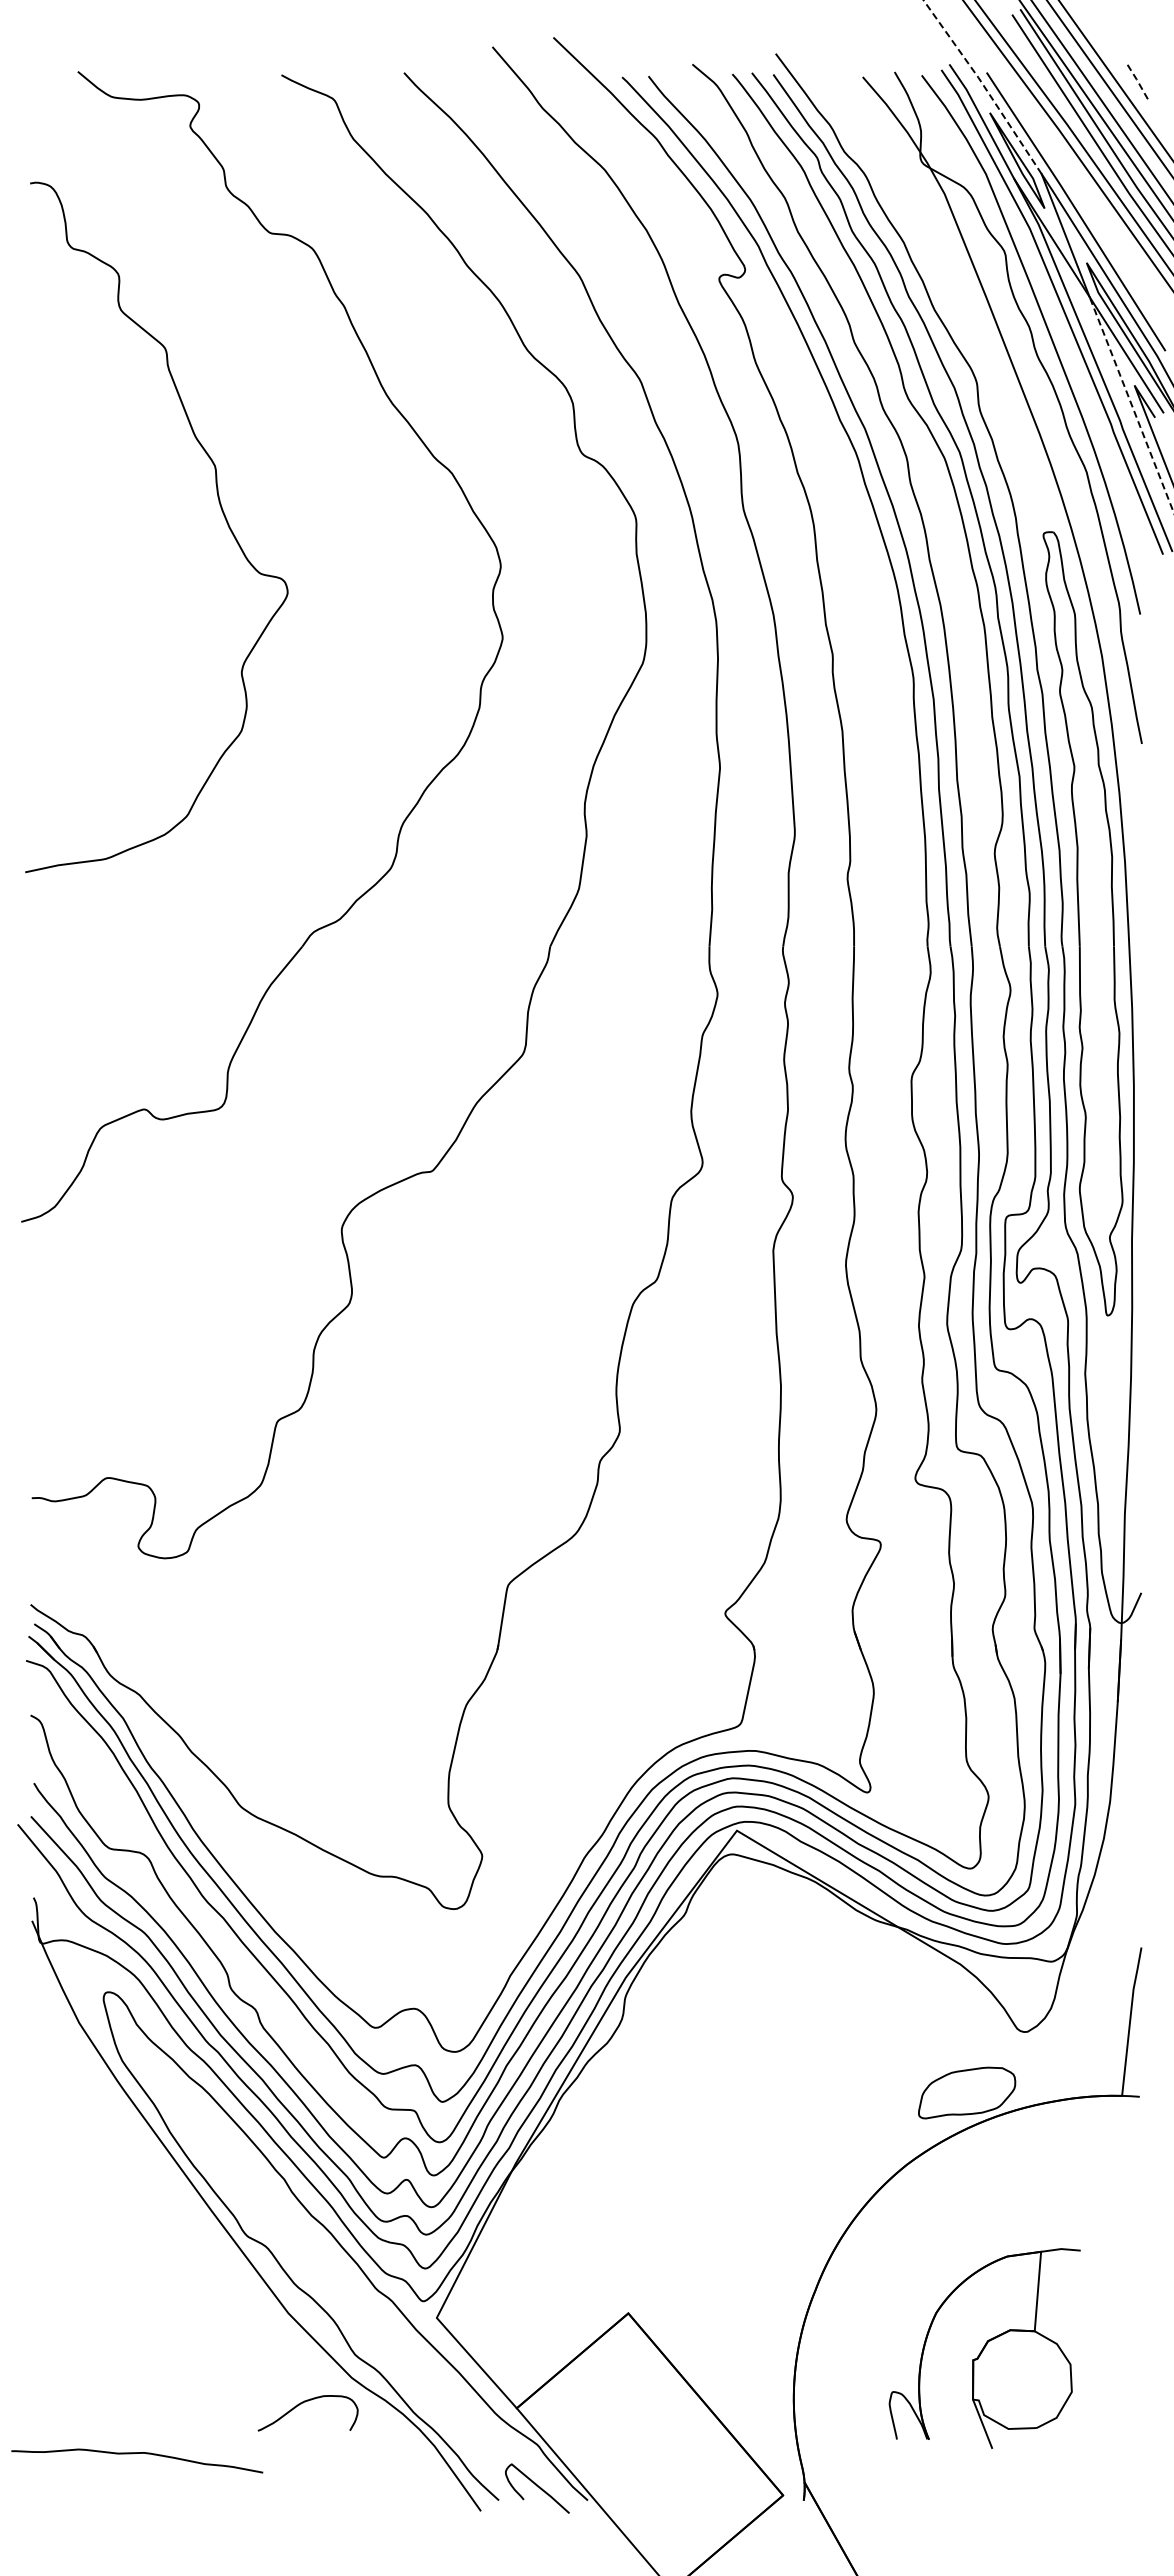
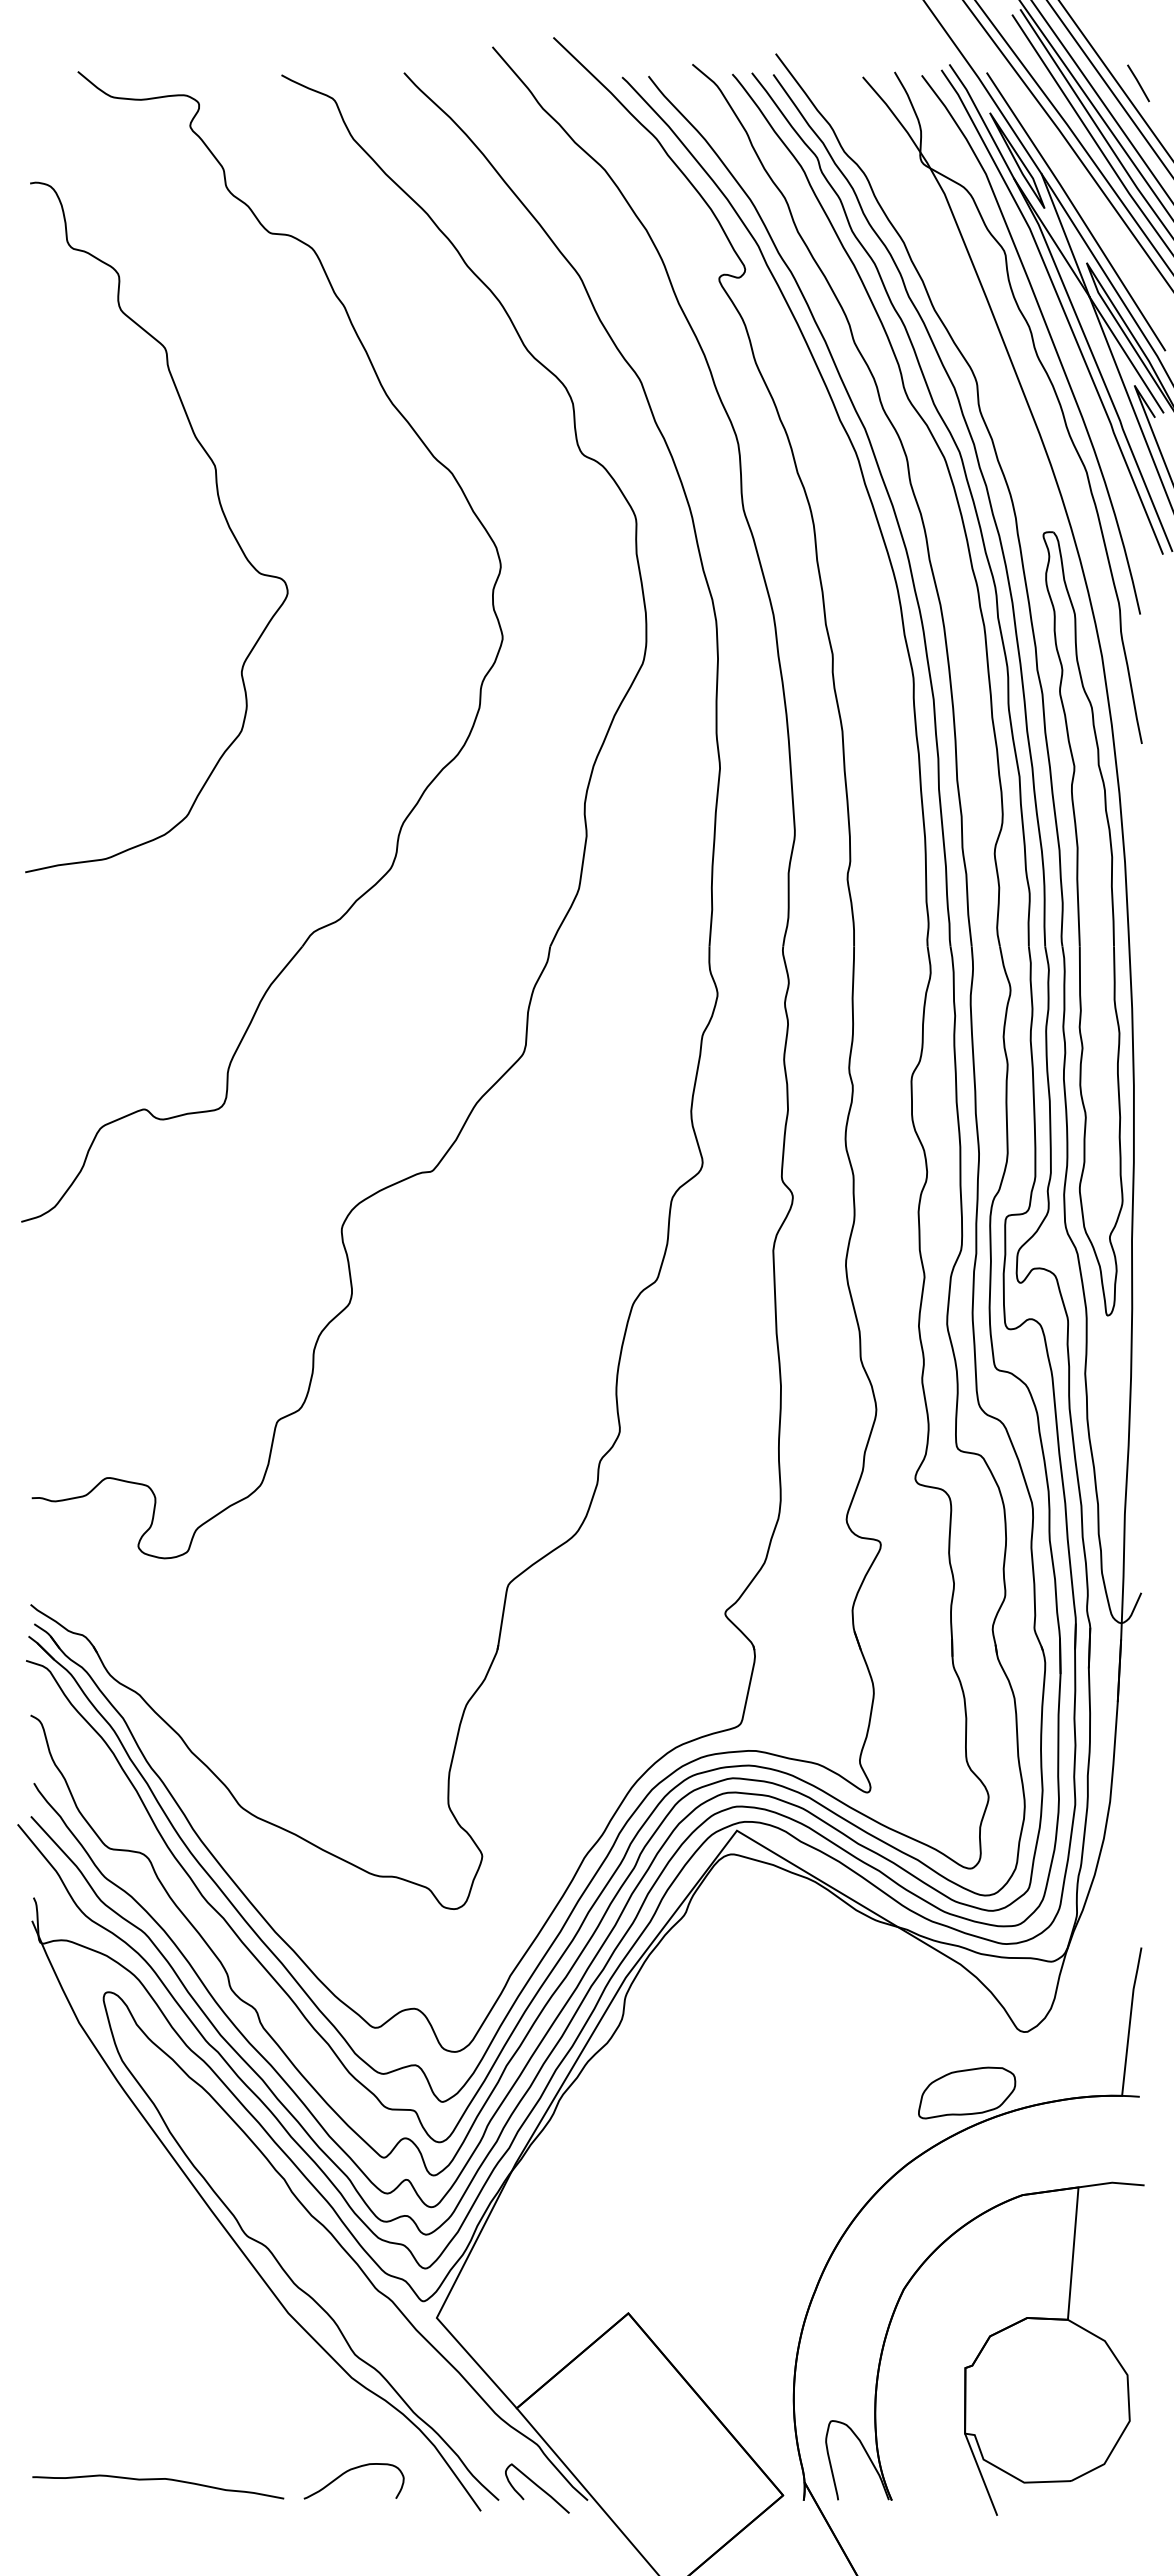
line: dashed -> solid (1138, 82)
line: dashed -> solid (983, 85)
line: dashed -> solid (1131, 404)
part size: 193x201 px -> 320x335 px (984, 2348)
curve position: (303, 2403) -> (349, 2471) (349, 2471)
curve position: (137, 2453) -> (158, 2479) (158, 2479)
